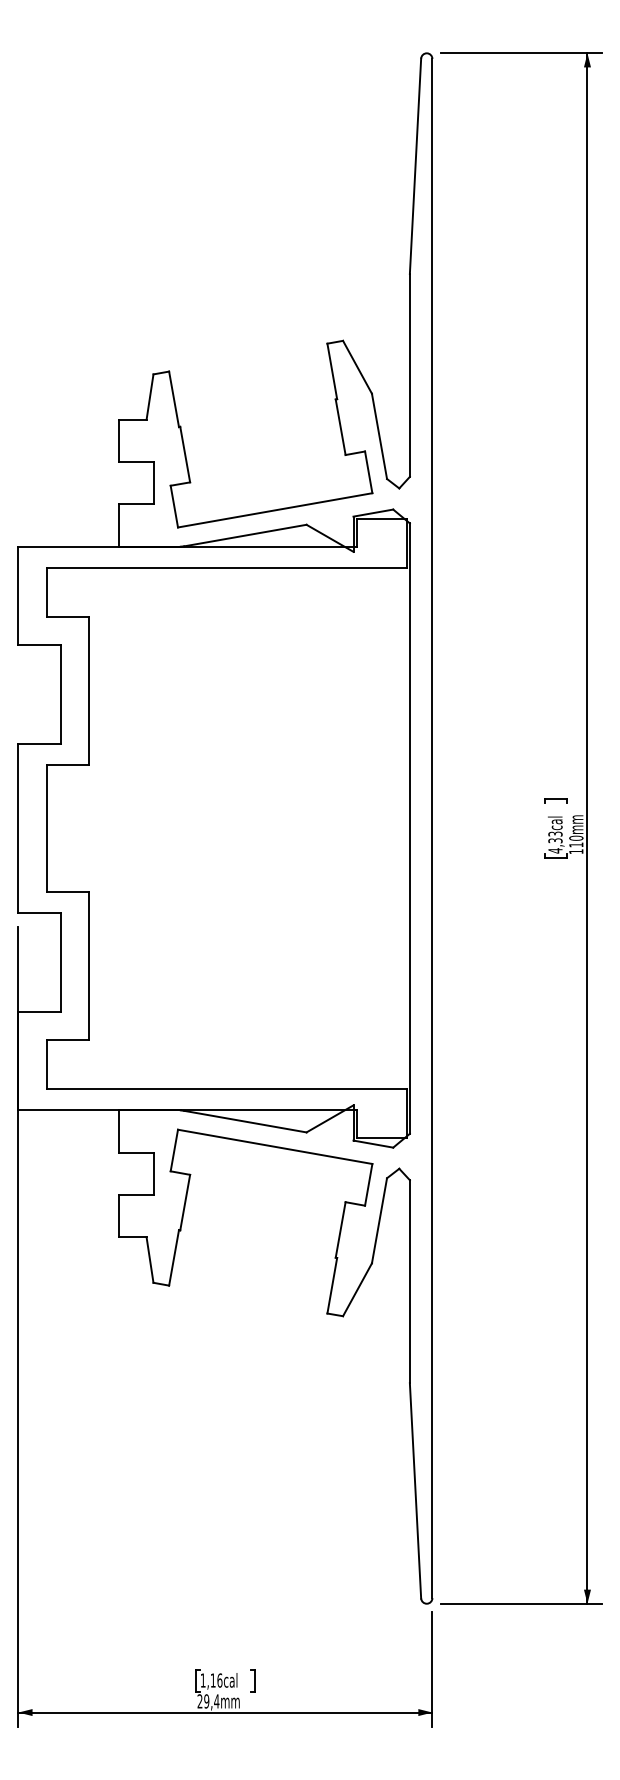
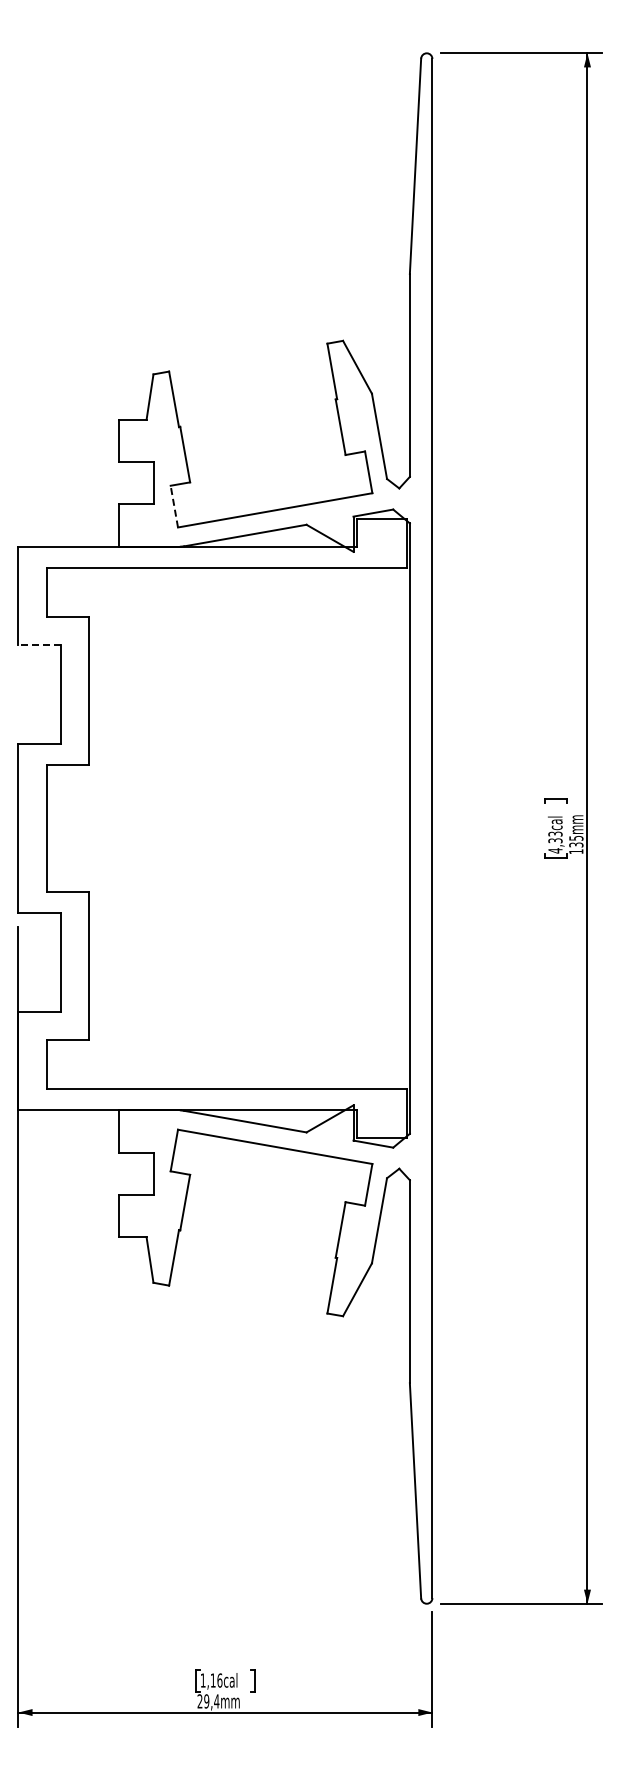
line: solid -> dashed (174, 506)
line: solid -> dashed (39, 645)
text: 110mm -> 135mm (576, 841)
